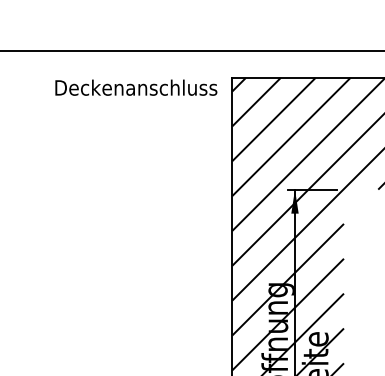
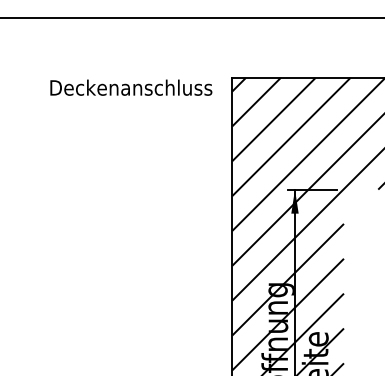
line position: (191, 51) -> (191, 18) (191, 18)
text position: (136, 87) -> (131, 87) (131, 87)
